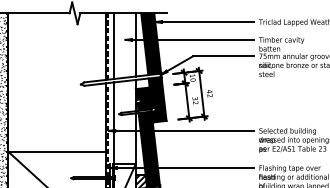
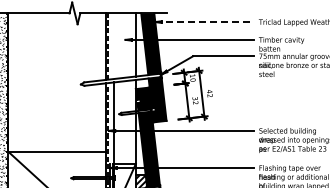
line: solid -> dashed (204, 22)
line: present -> none (114, 45)
